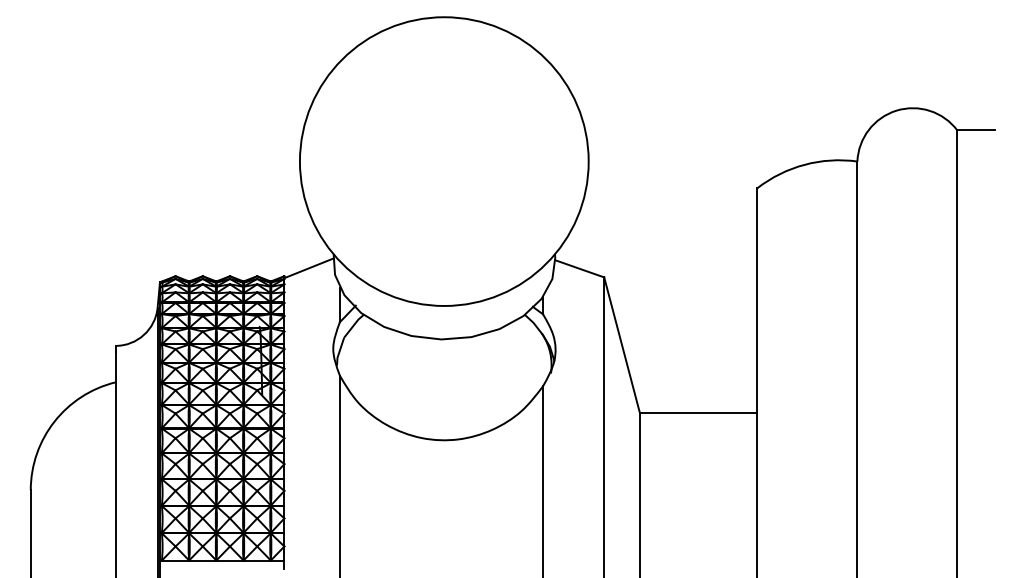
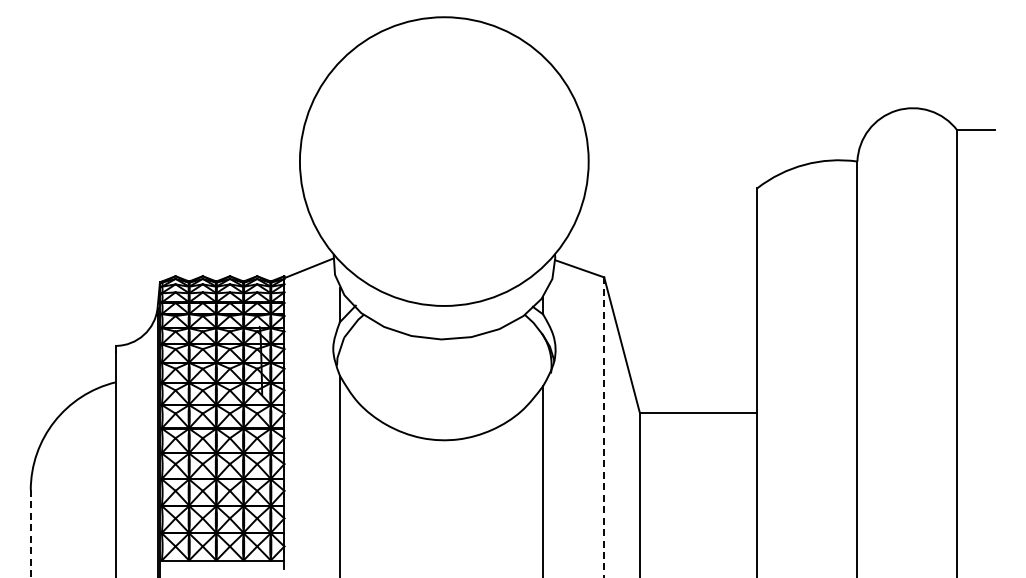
line: solid -> dashed (604, 428)
line: solid -> dashed (30, 534)
